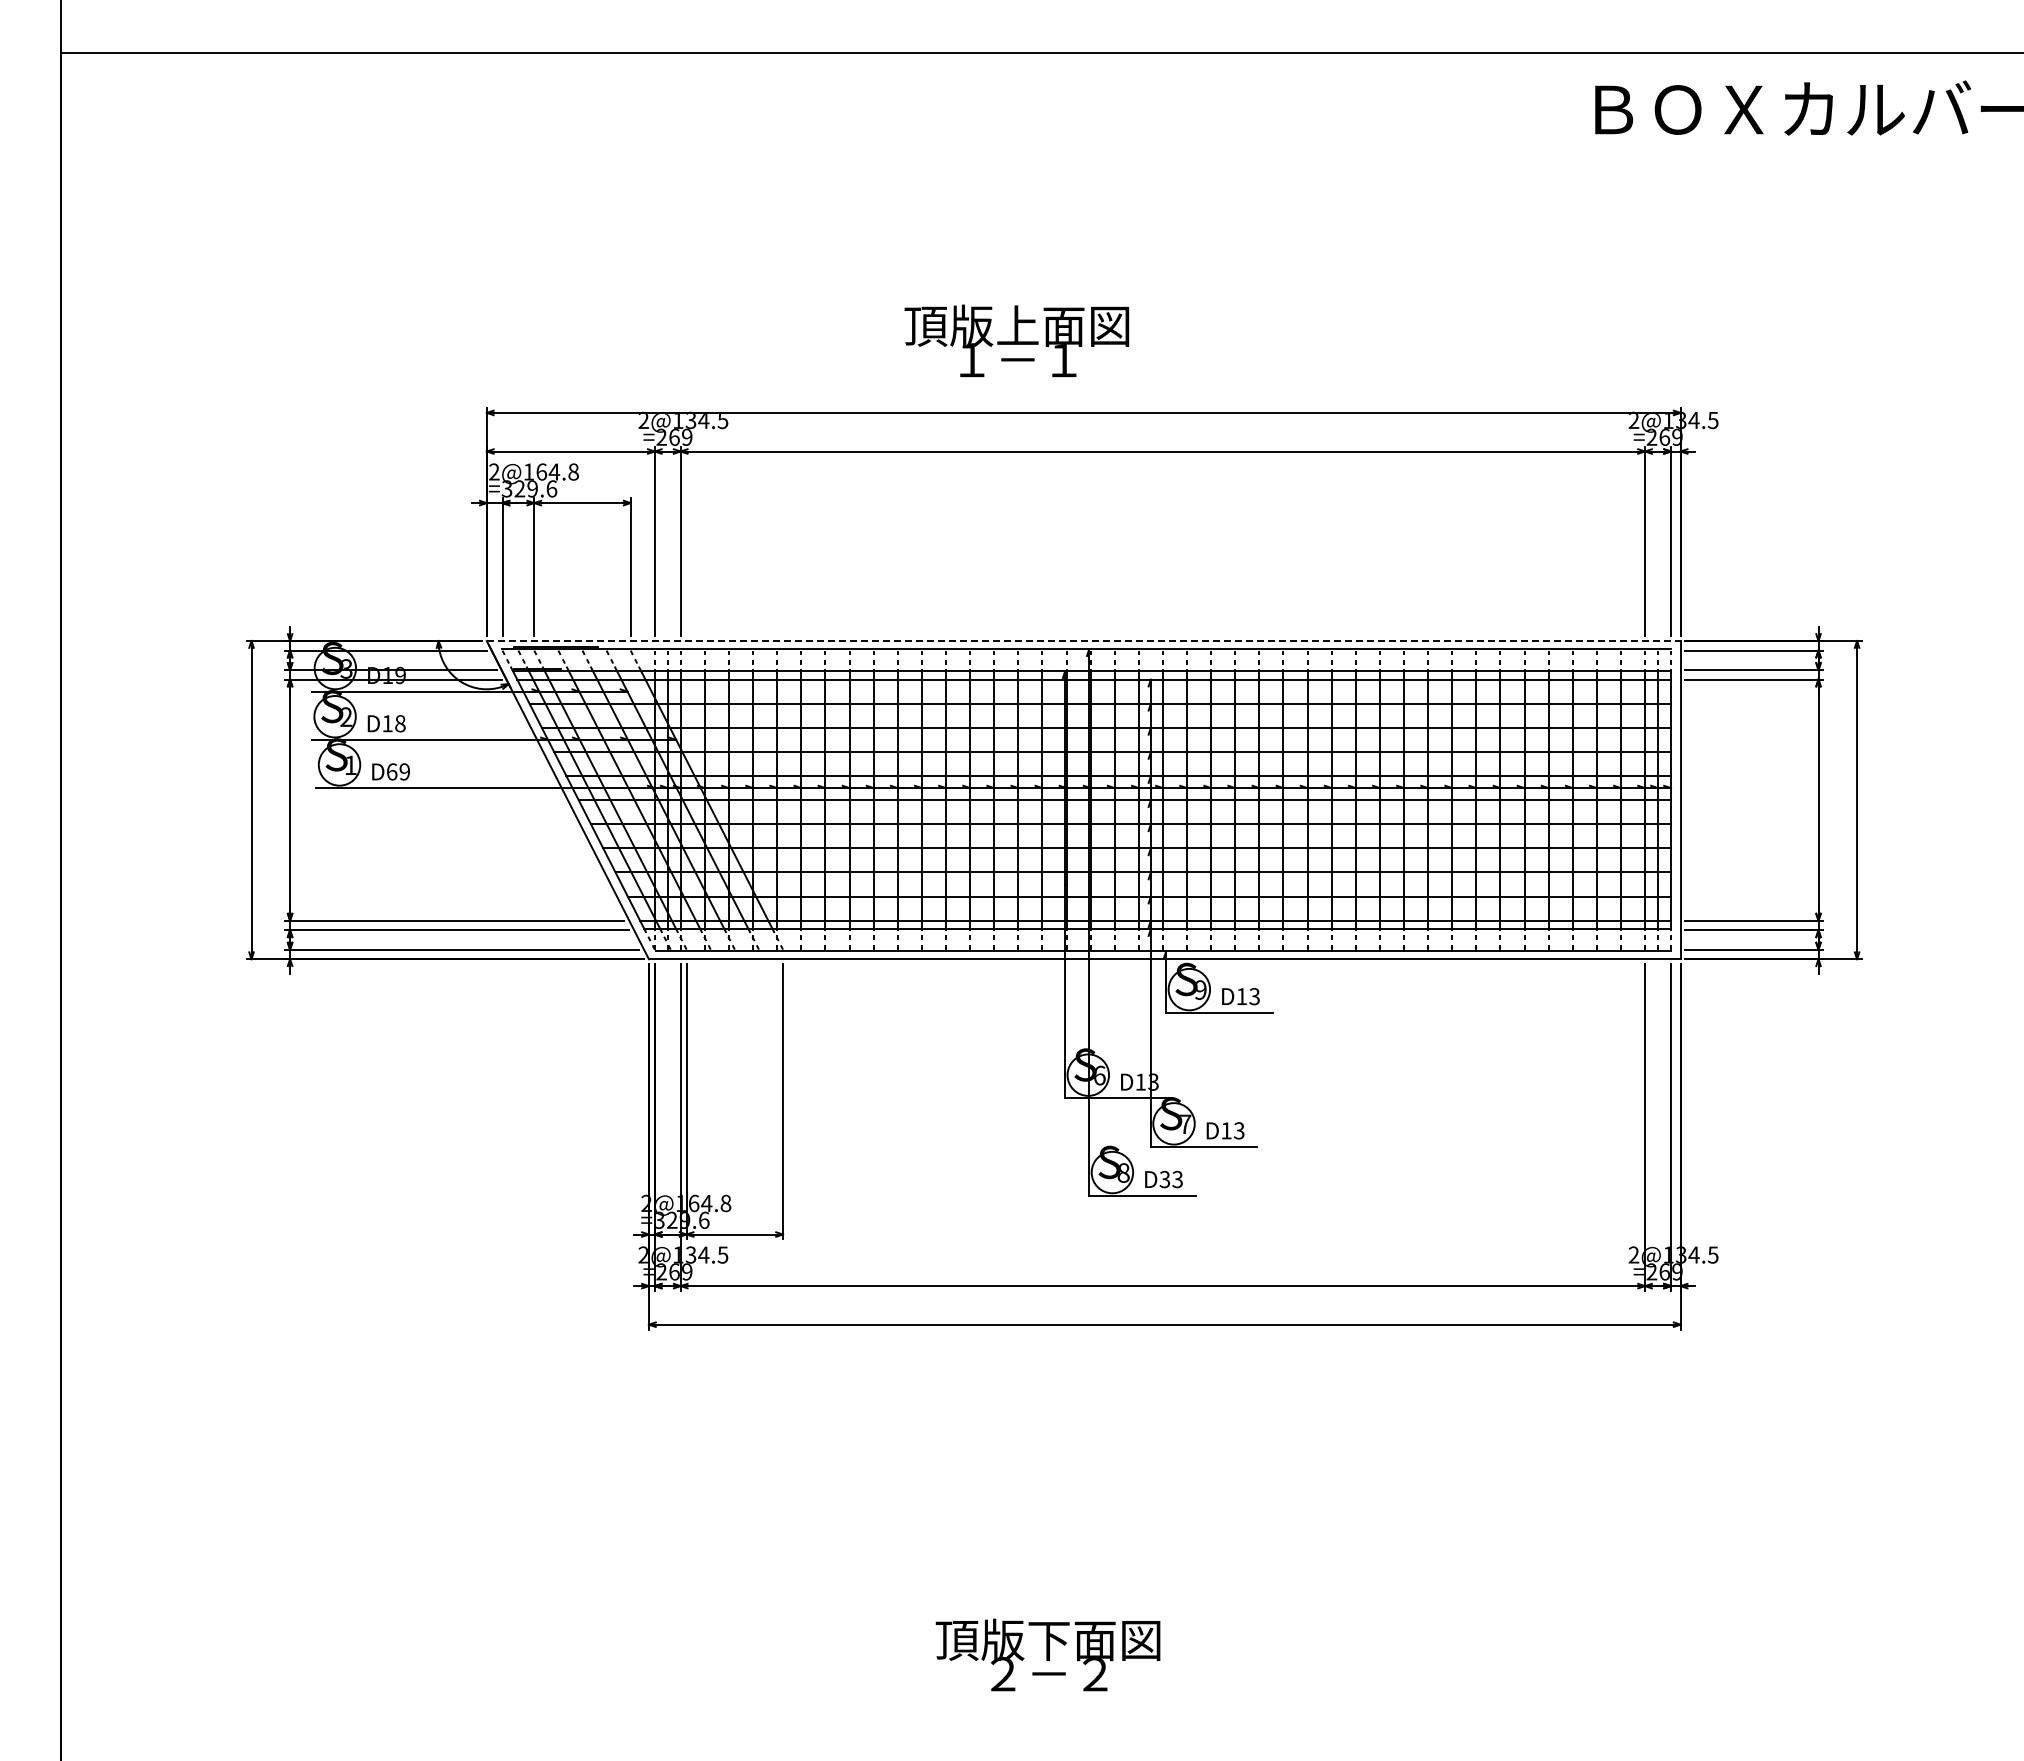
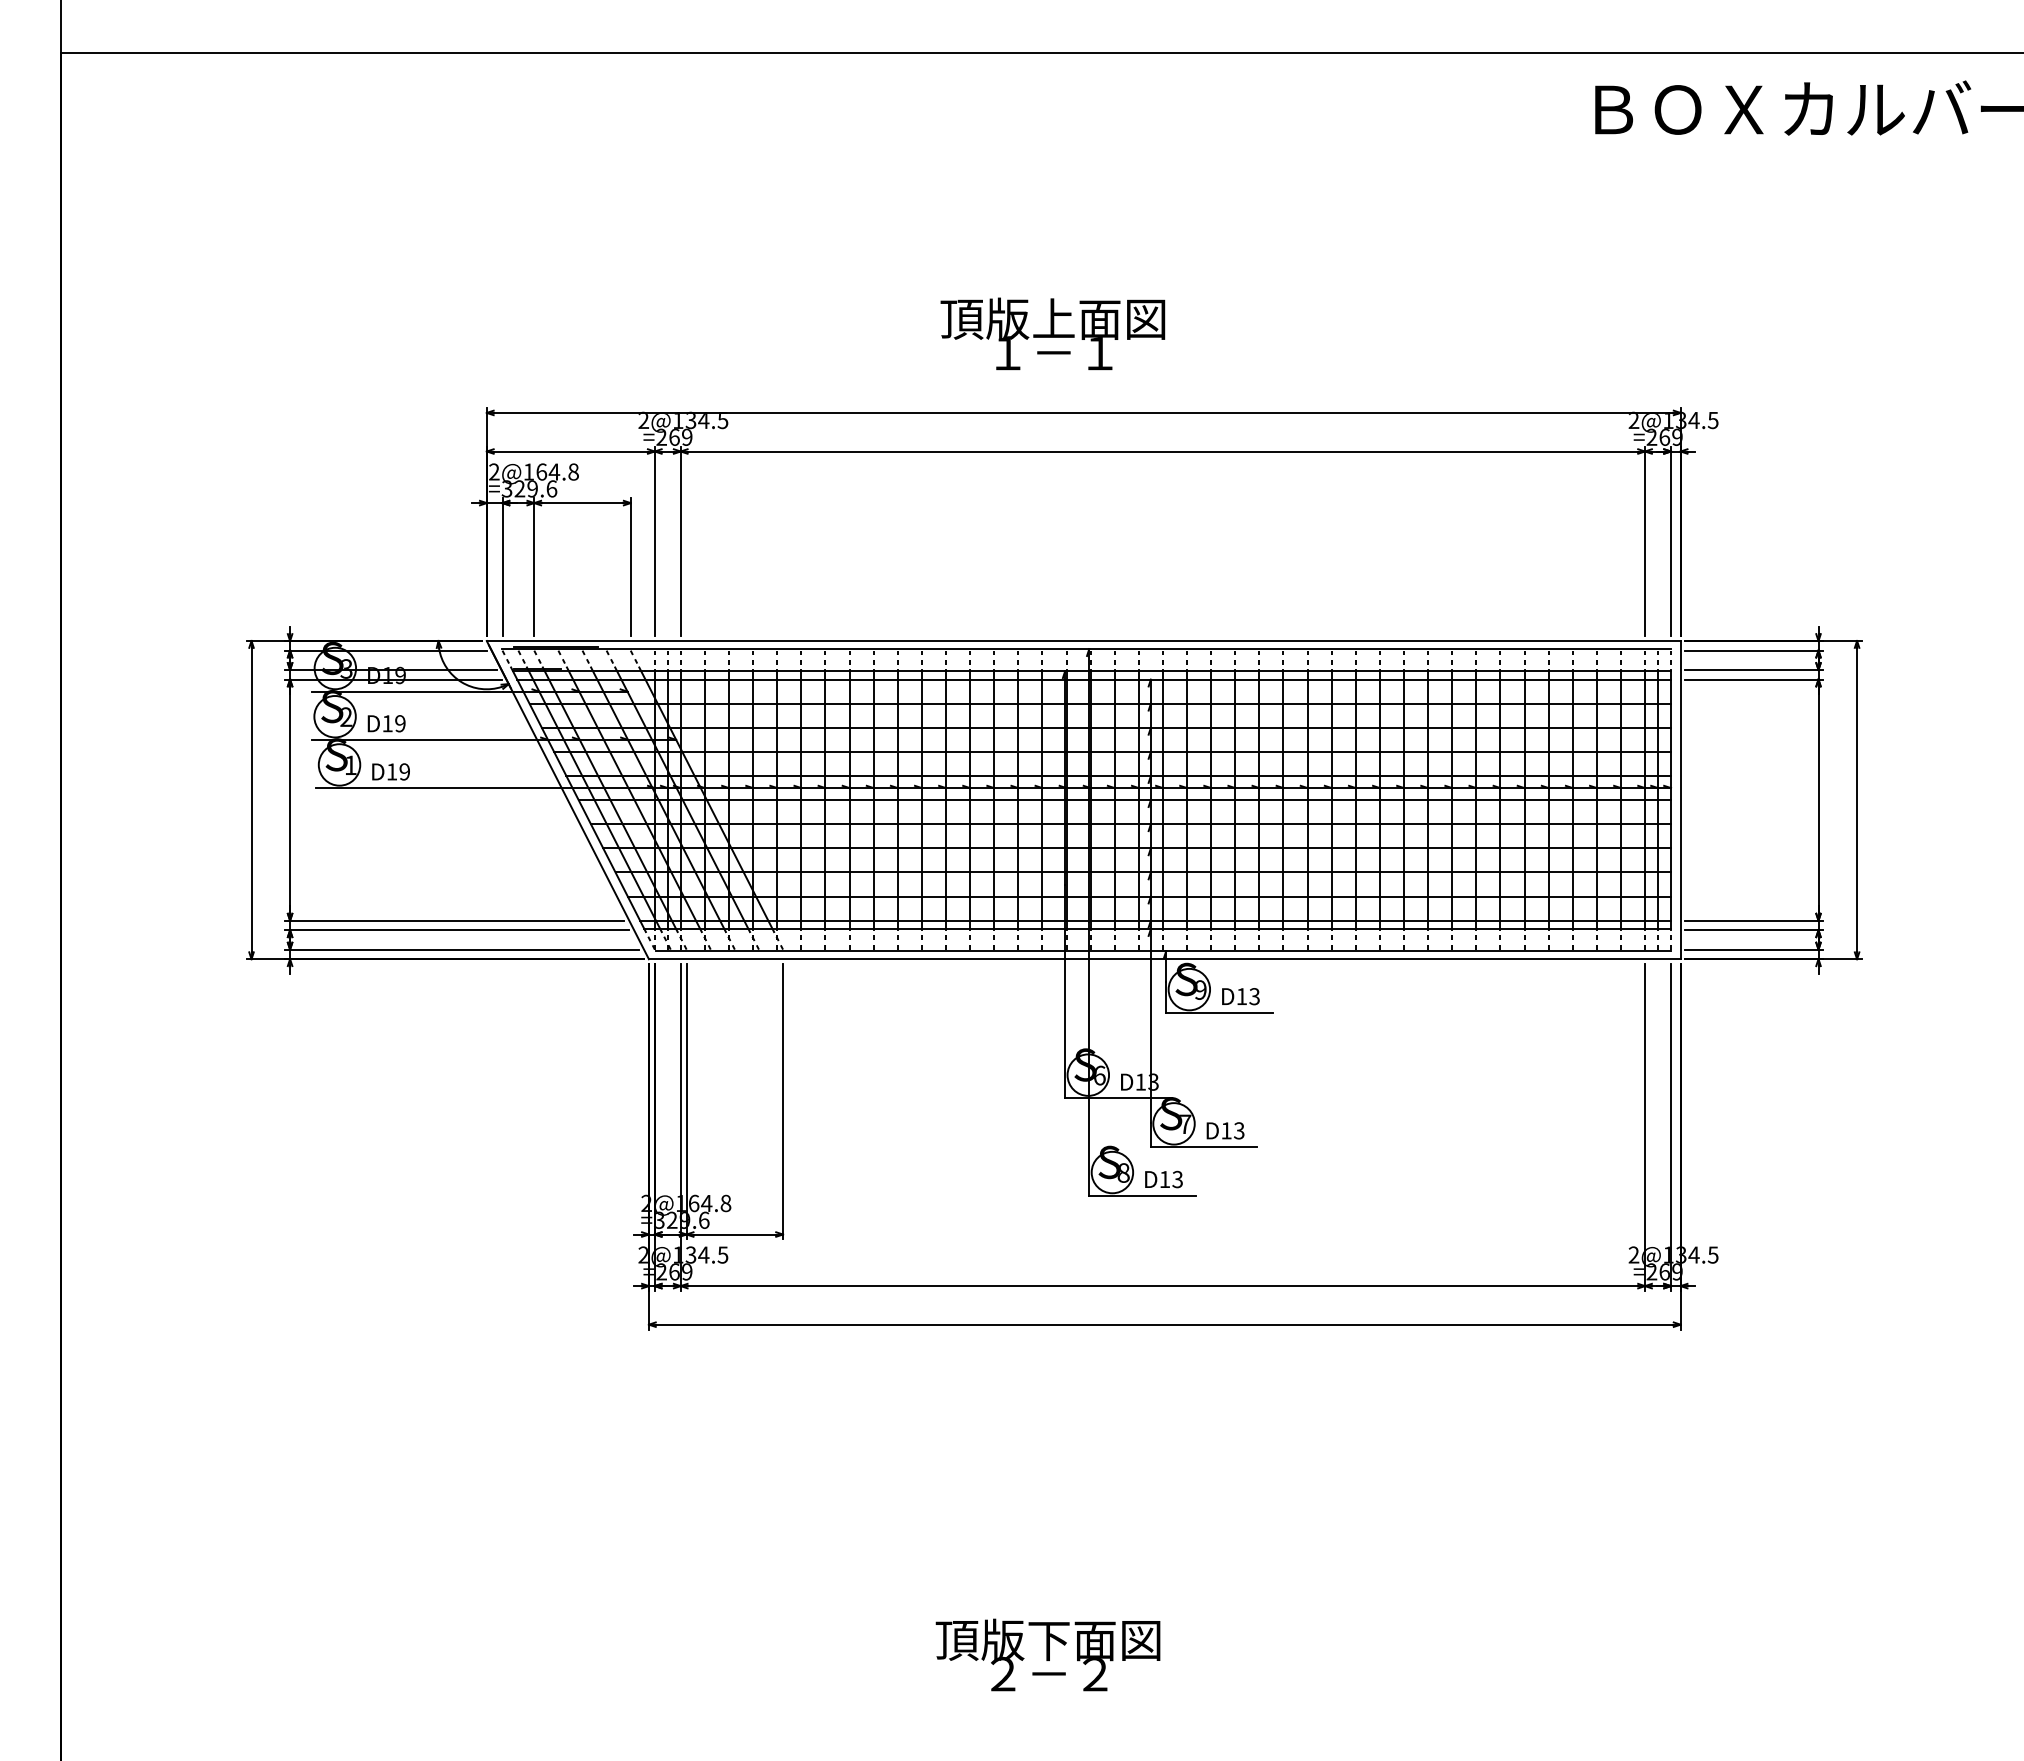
text position: (1016, 340) -> (1052, 333) (1052, 333)
line: dashed -> solid (1083, 641)
text: D18 -> D19 (400, 723)
text: D69 -> D19 (392, 771)
text: D33 -> D13 (1164, 1179)
